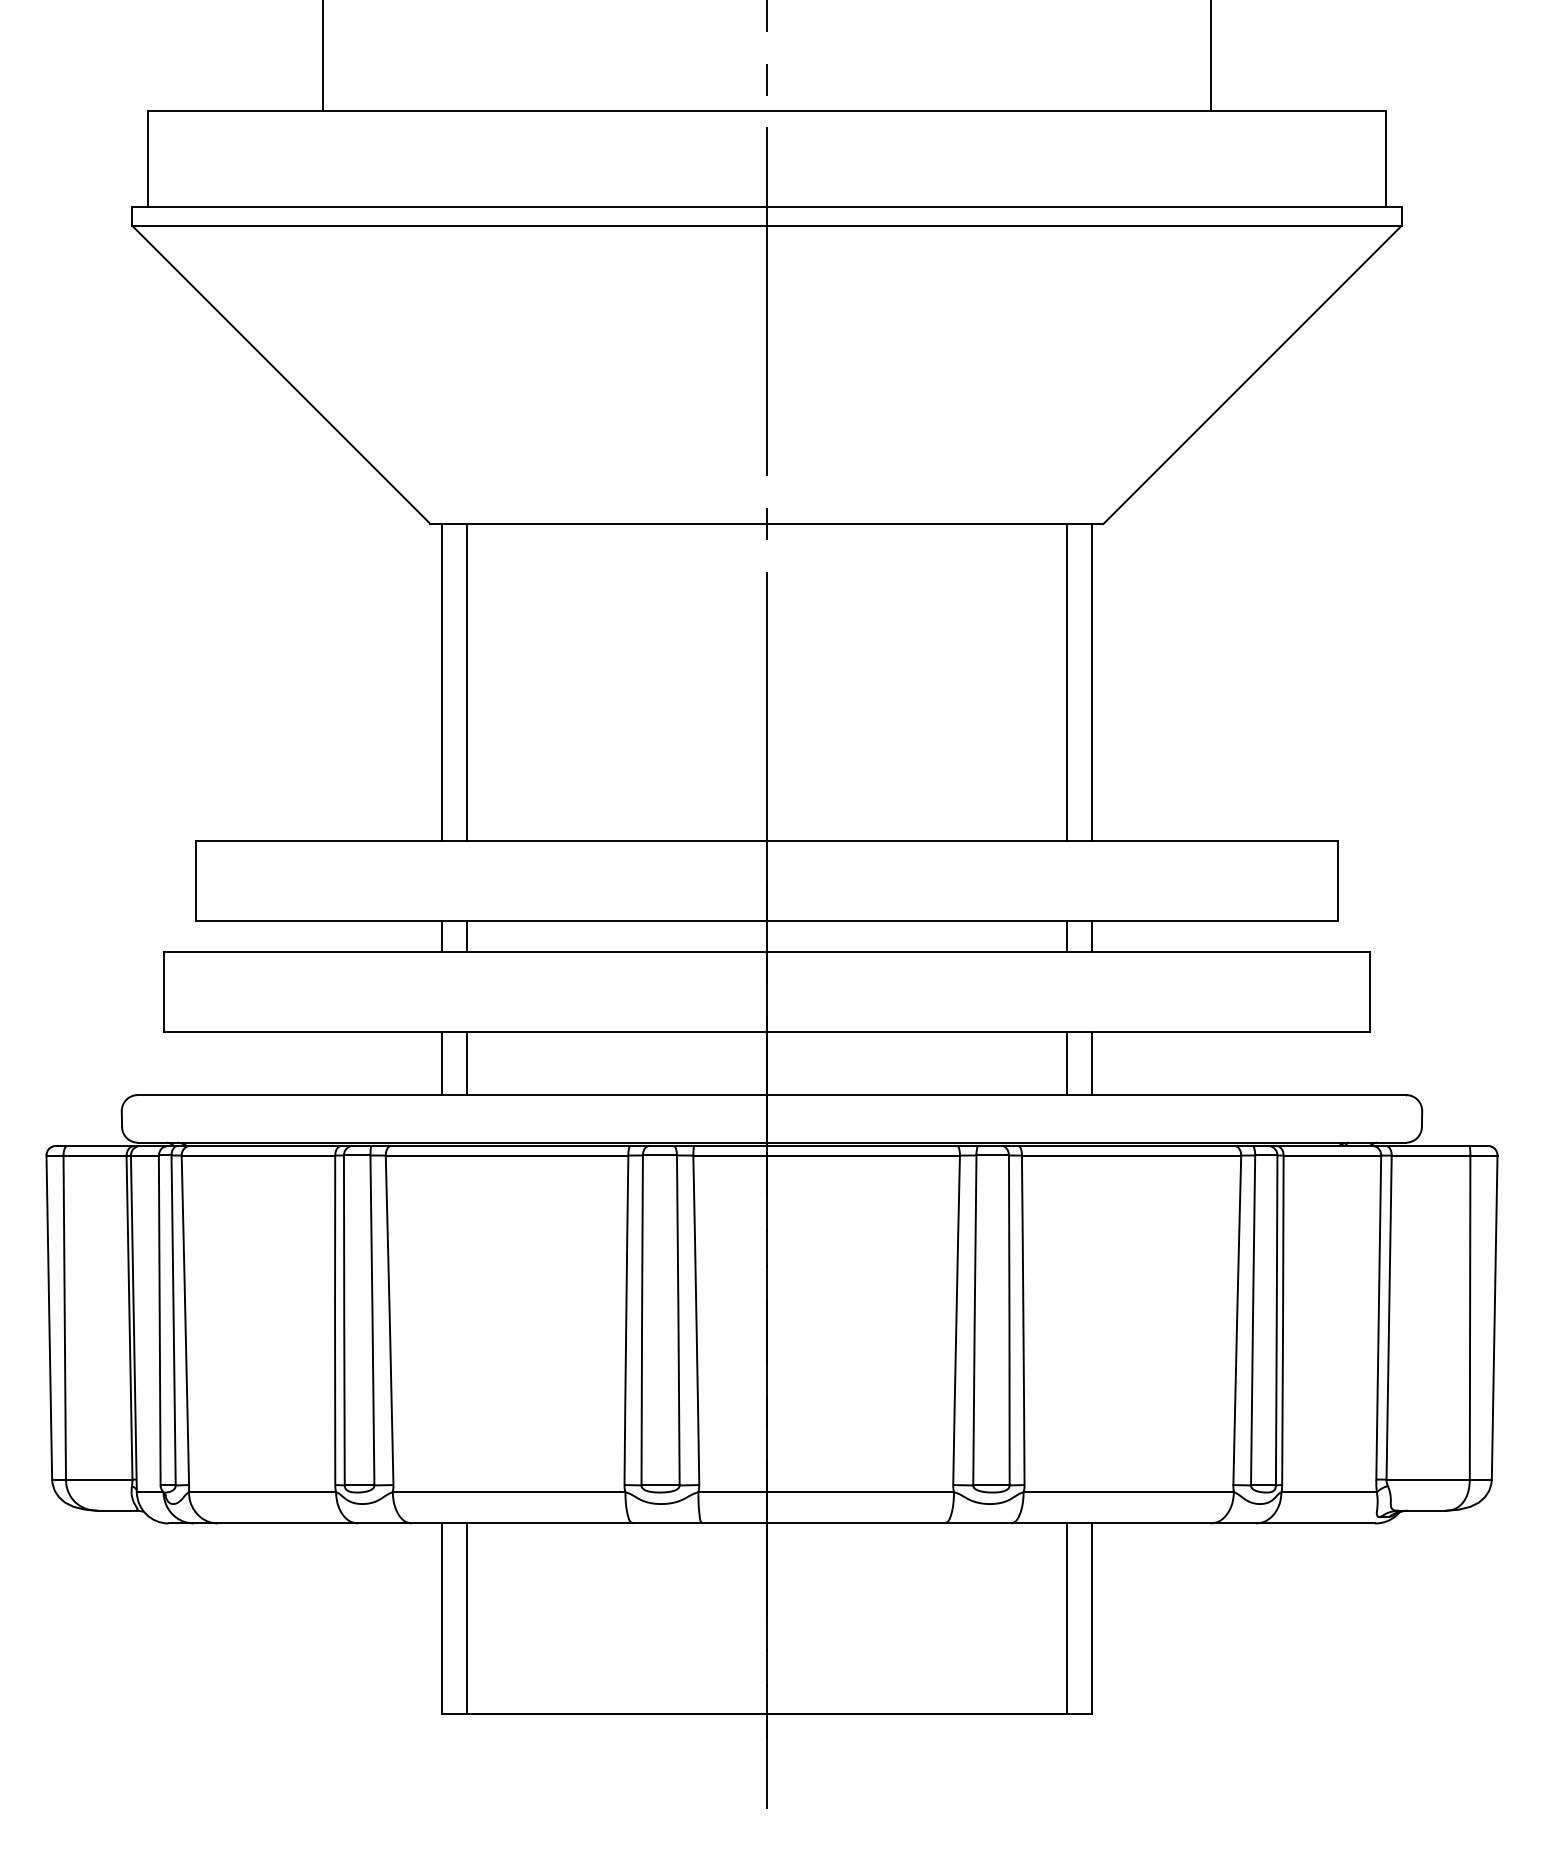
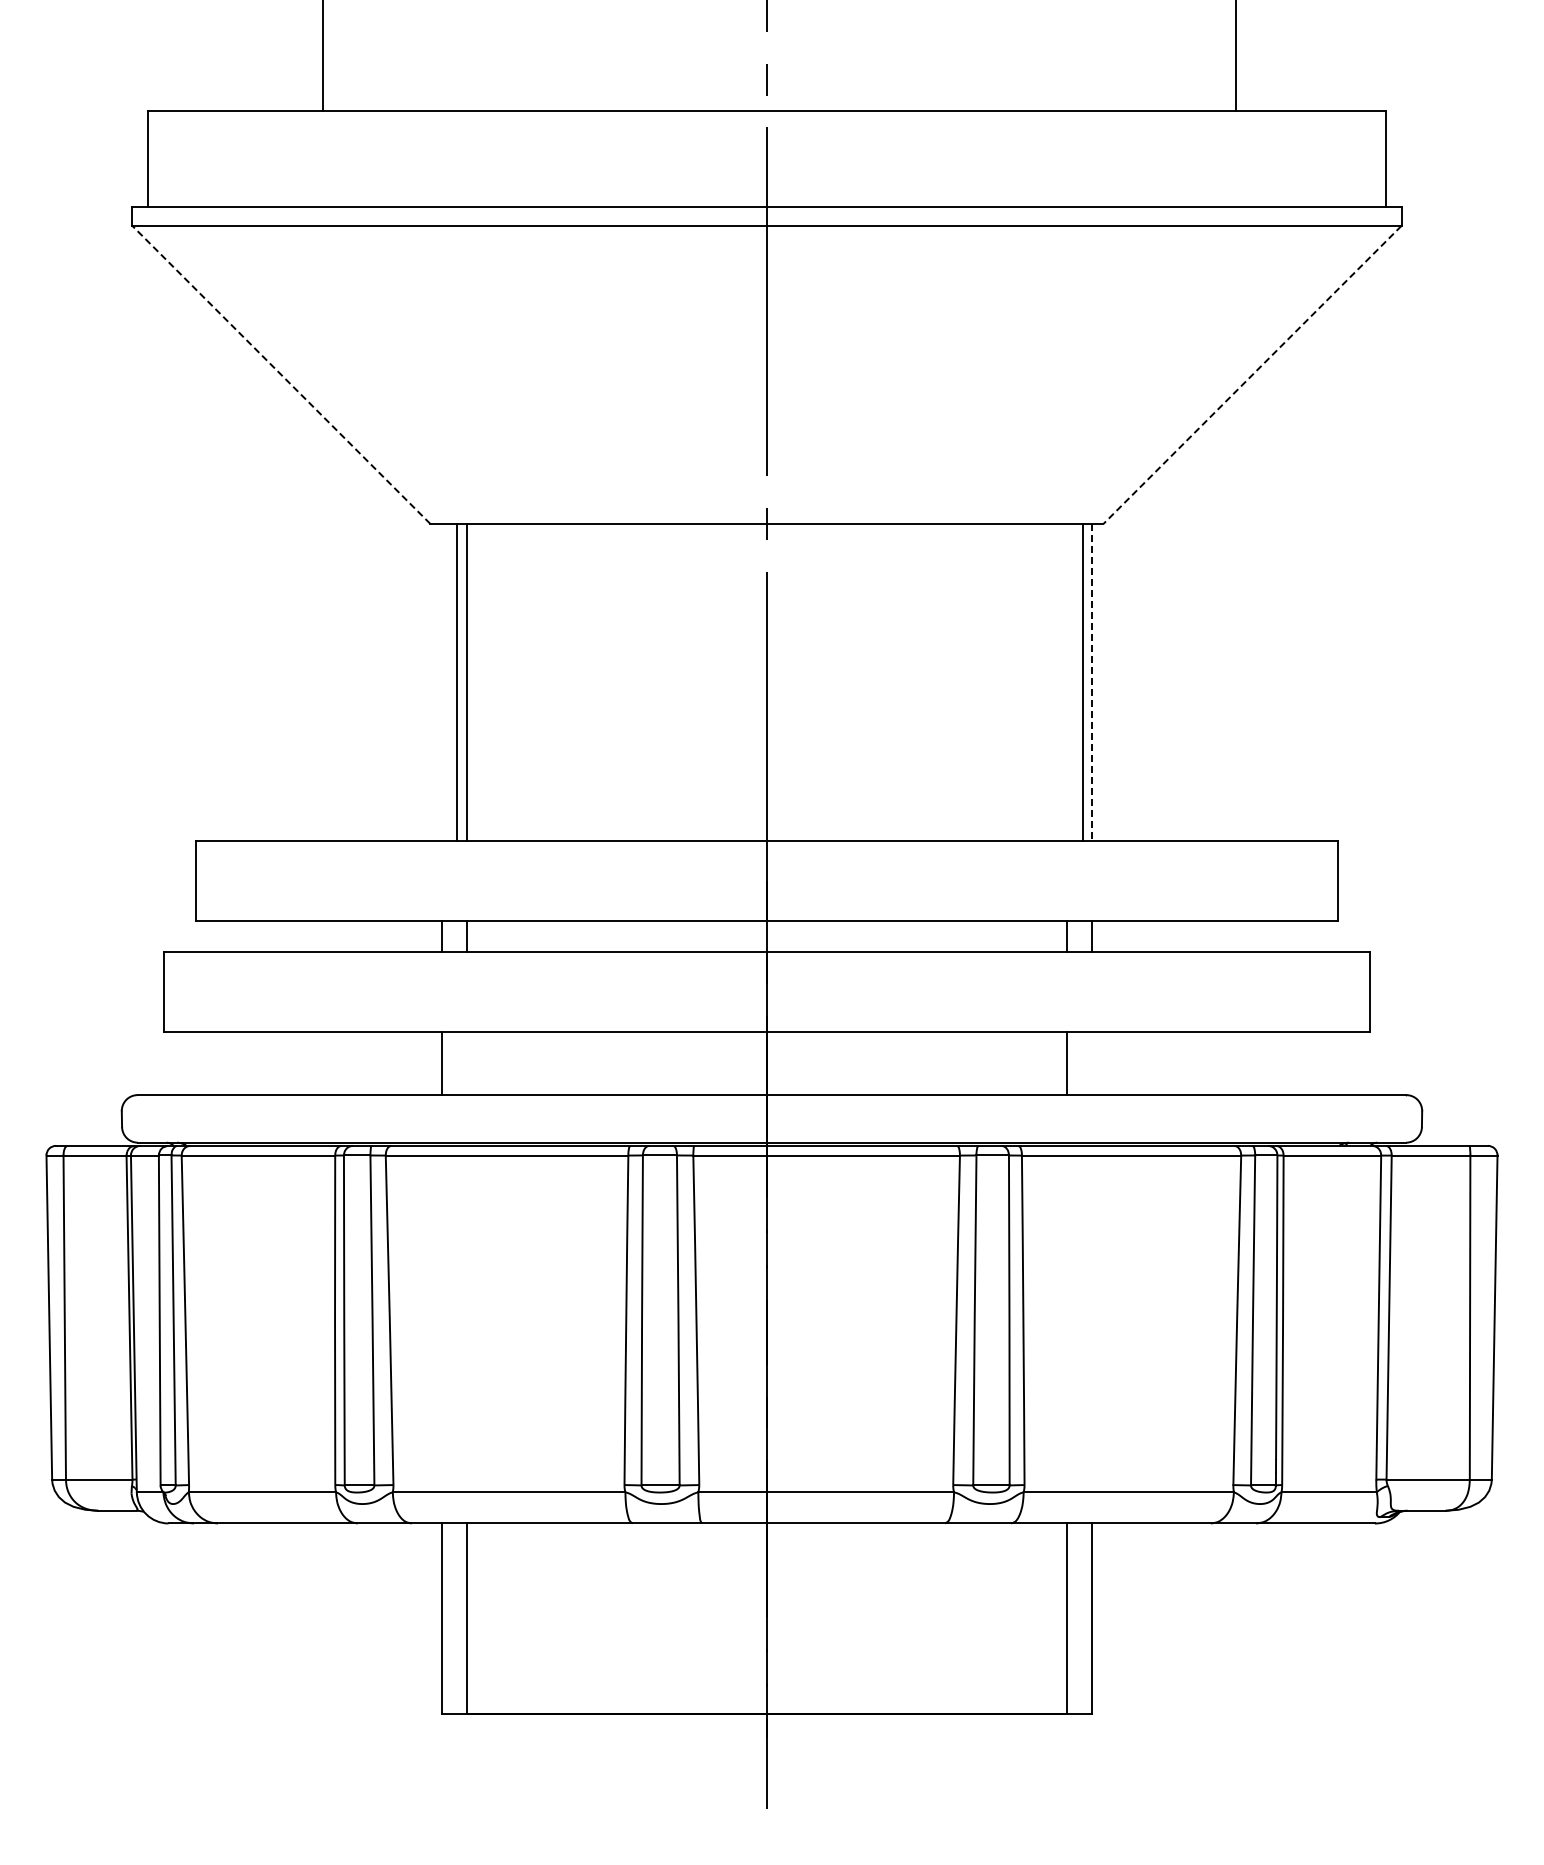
line position: (1211, 56) -> (1236, 56) (1236, 56)
line: solid -> dashed (281, 374)
line: solid -> dashed (1252, 374)
line position: (441, 682) -> (456, 682) (456, 682)
line position: (1066, 682) -> (1082, 682) (1082, 682)
line: solid -> dashed (1092, 682)
line: present -> none (467, 1063)
line: present -> none (1092, 1063)
